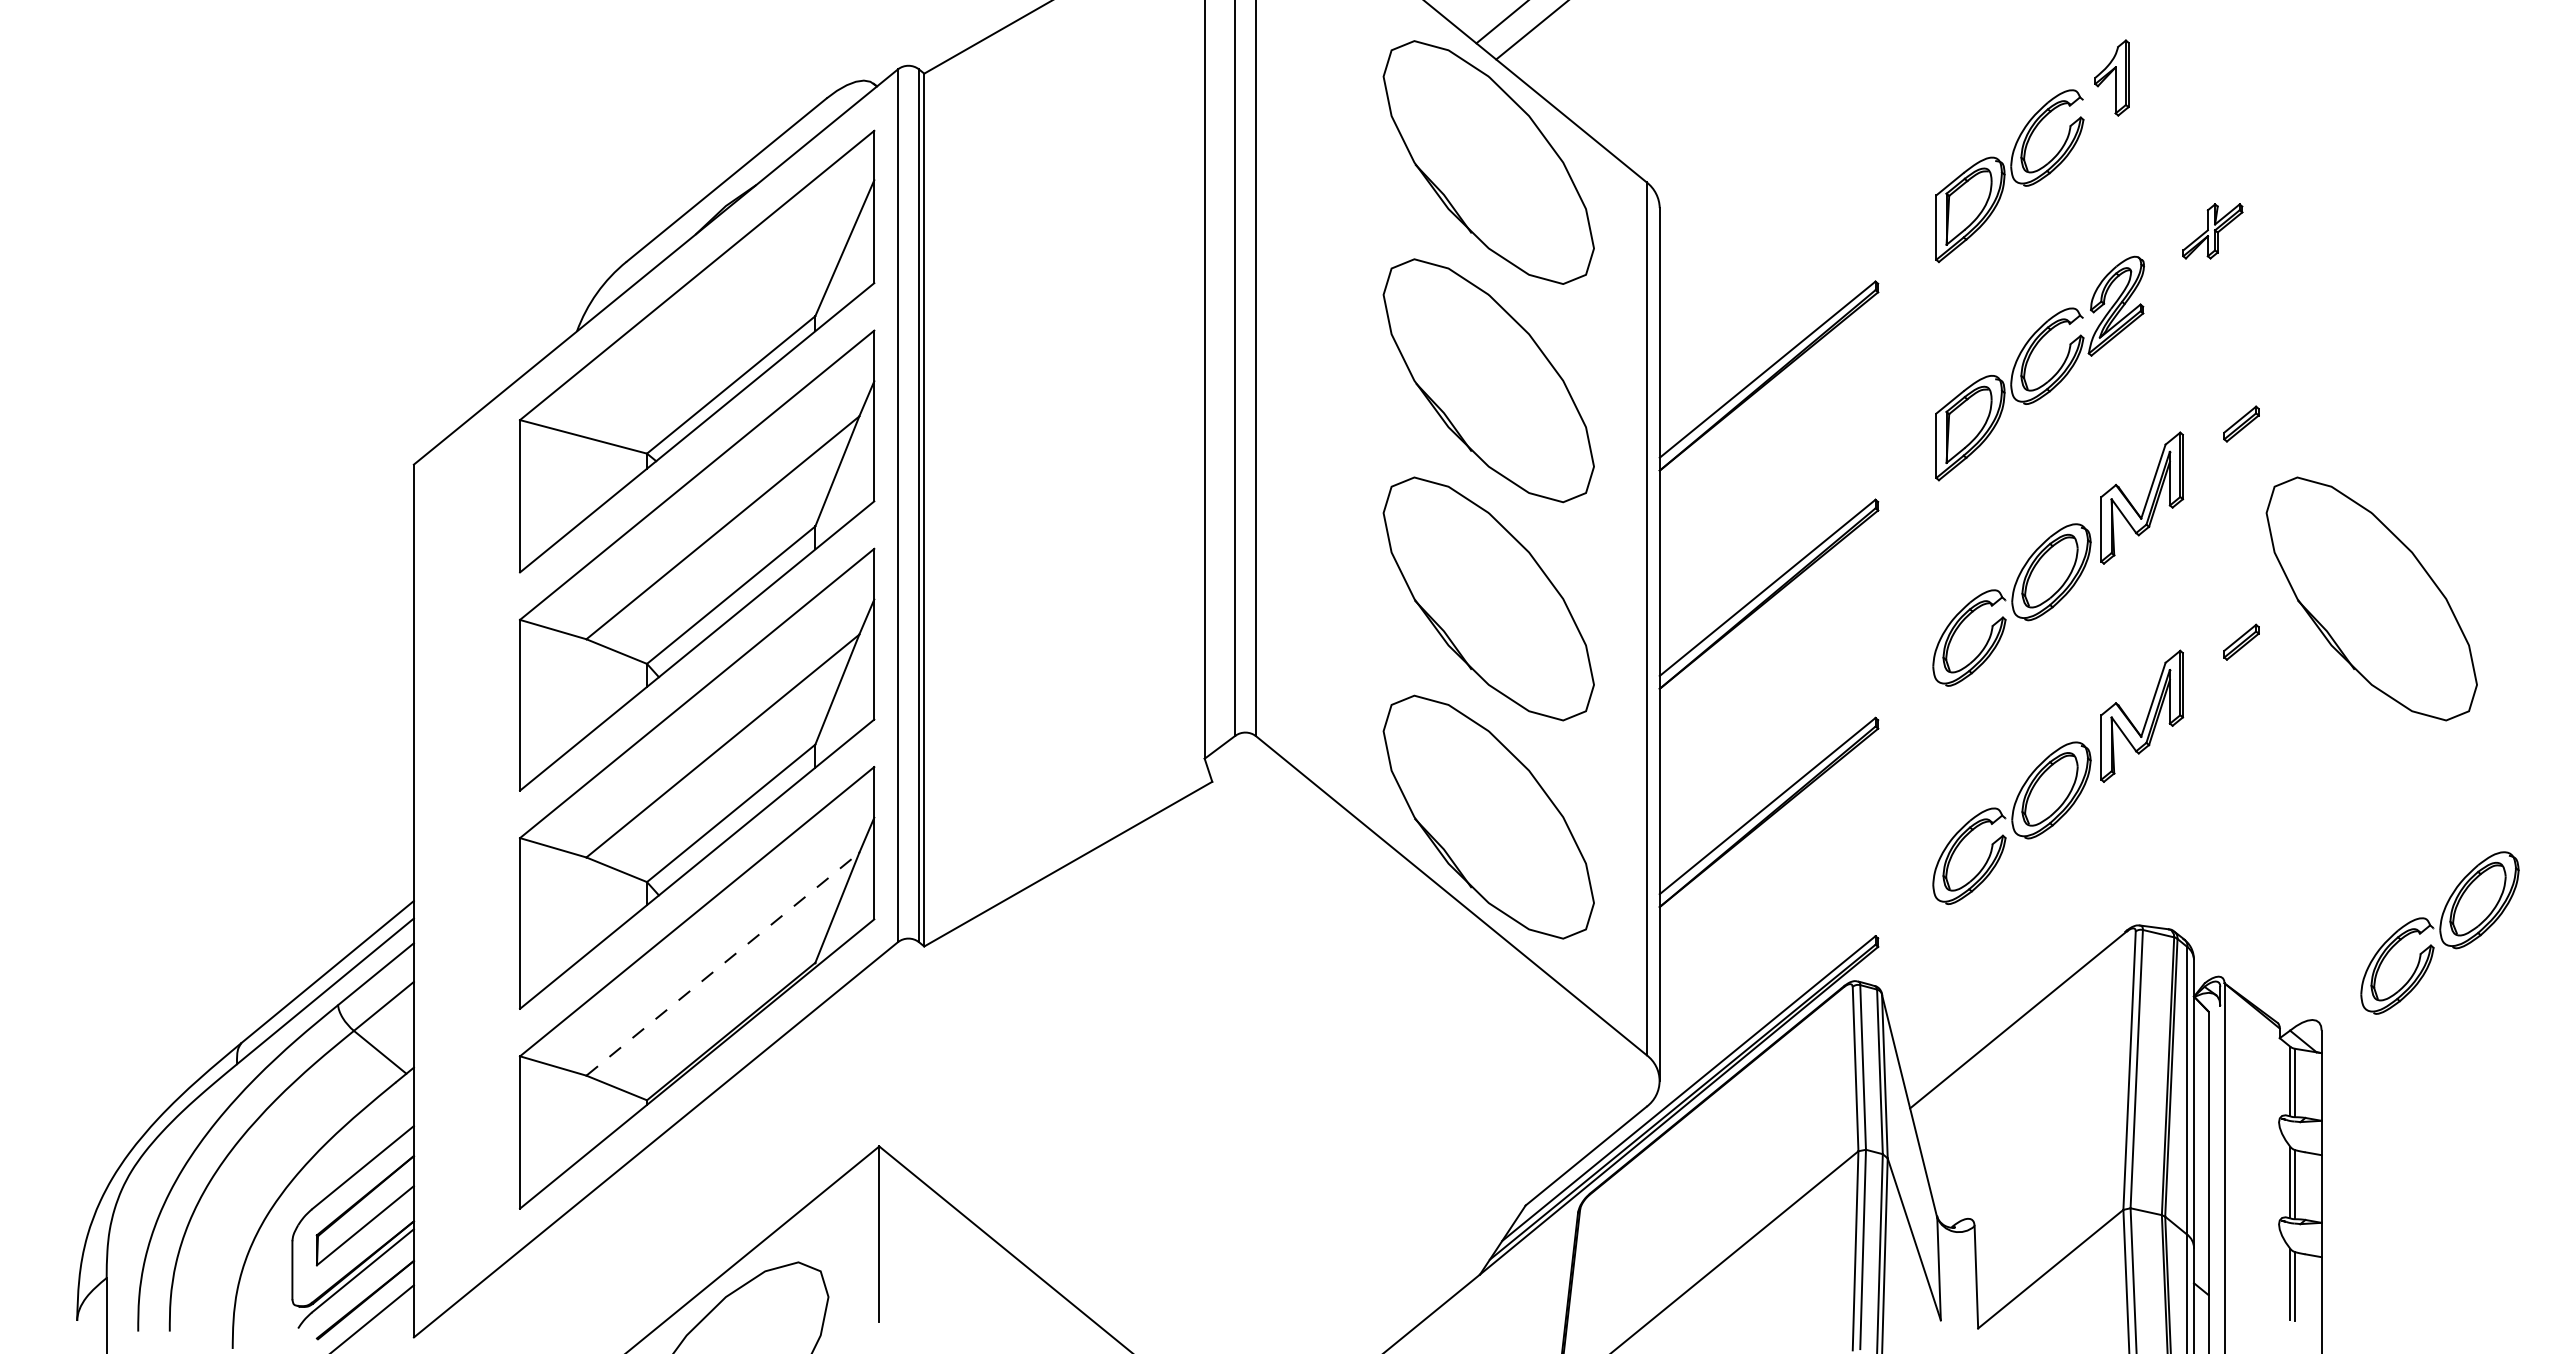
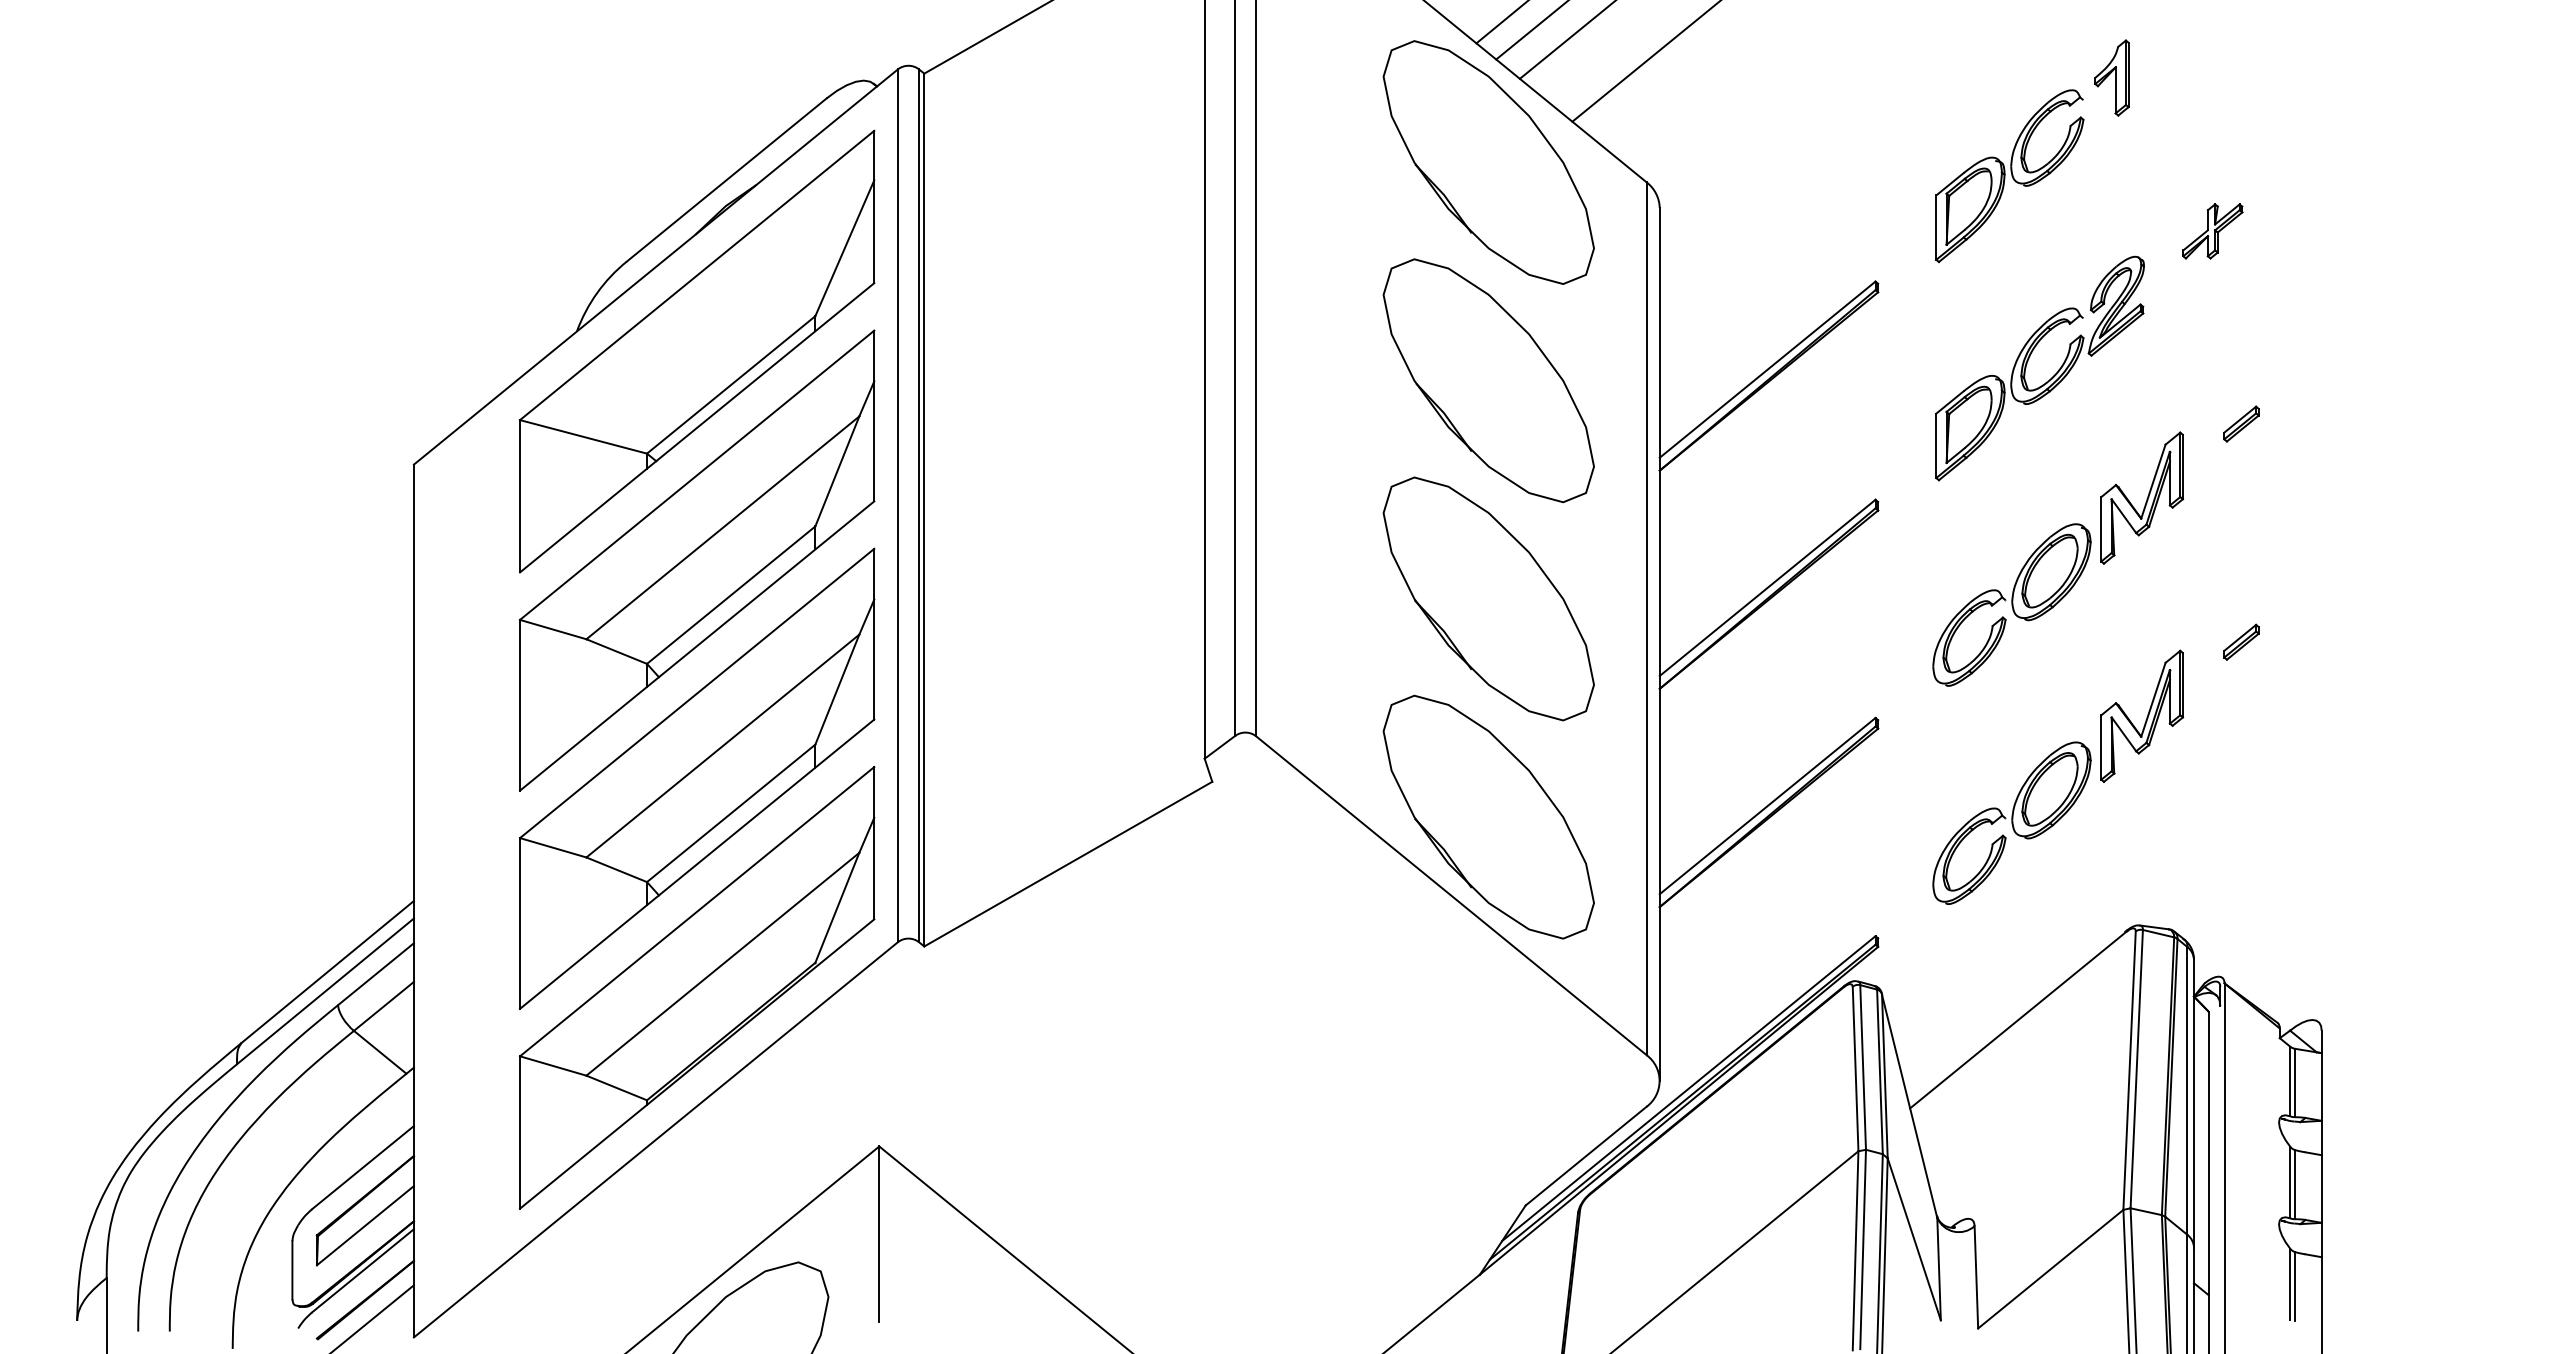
line: none -> present (1566, 40)
line: none -> present (1645, 61)
part: present -> none (2371, 598)
part: present -> none (2439, 932)
line: dashed -> solid (723, 963)
